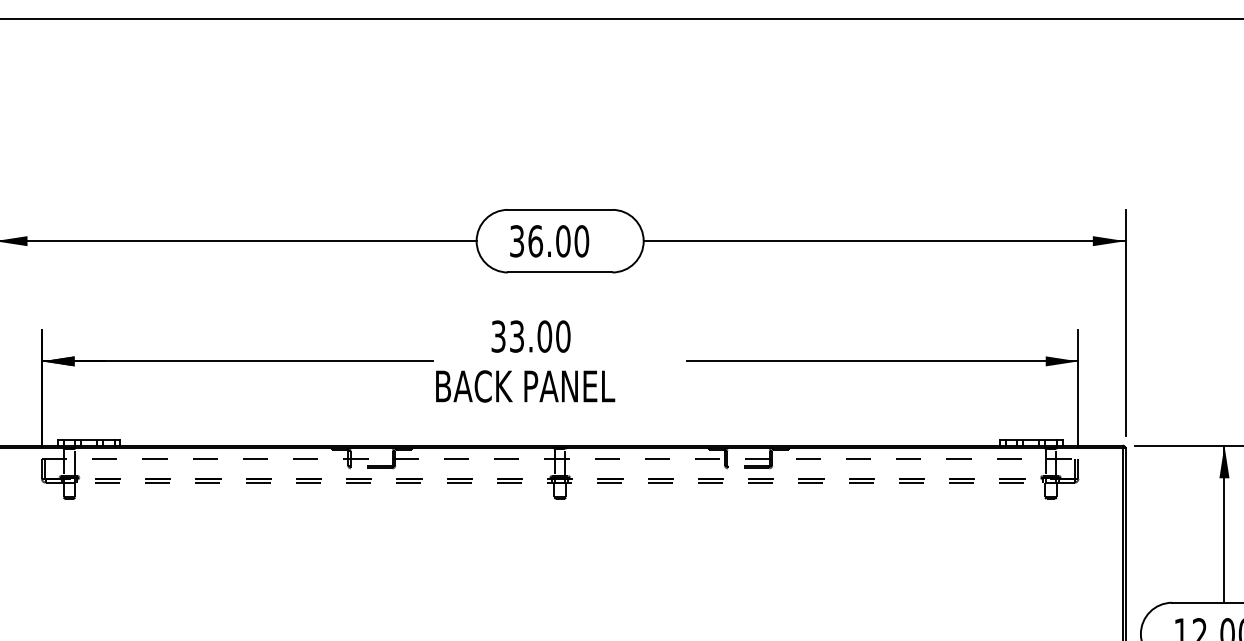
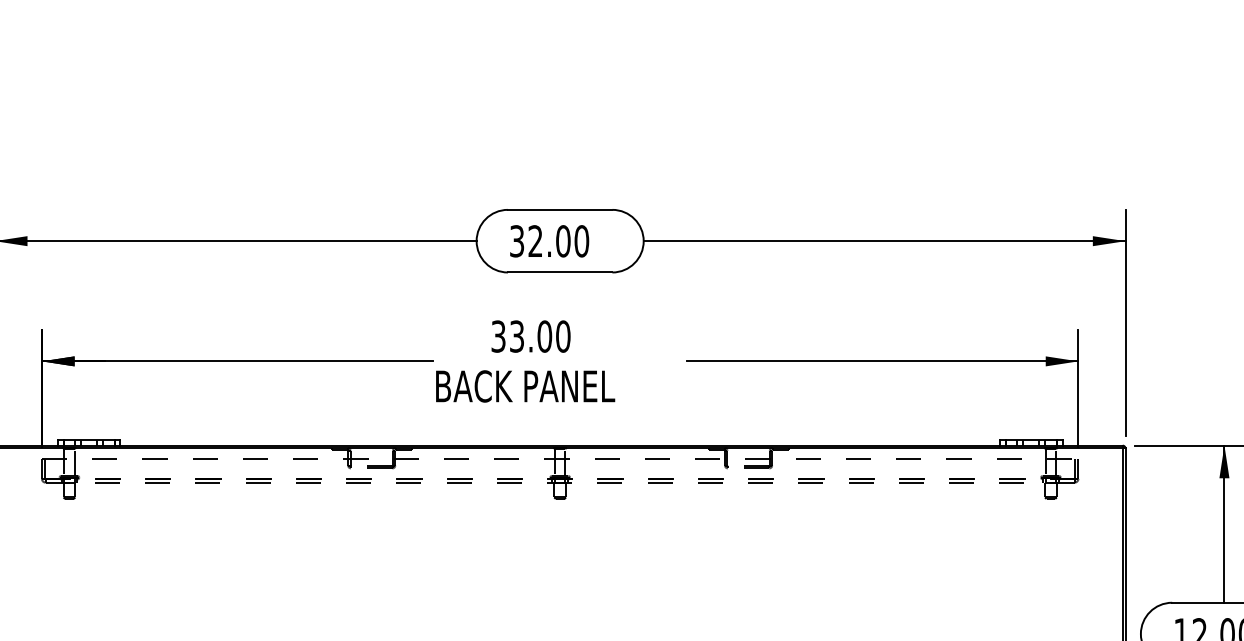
line: present -> none (621, 19)
text: 36.00 -> 32.00 (535, 241)
